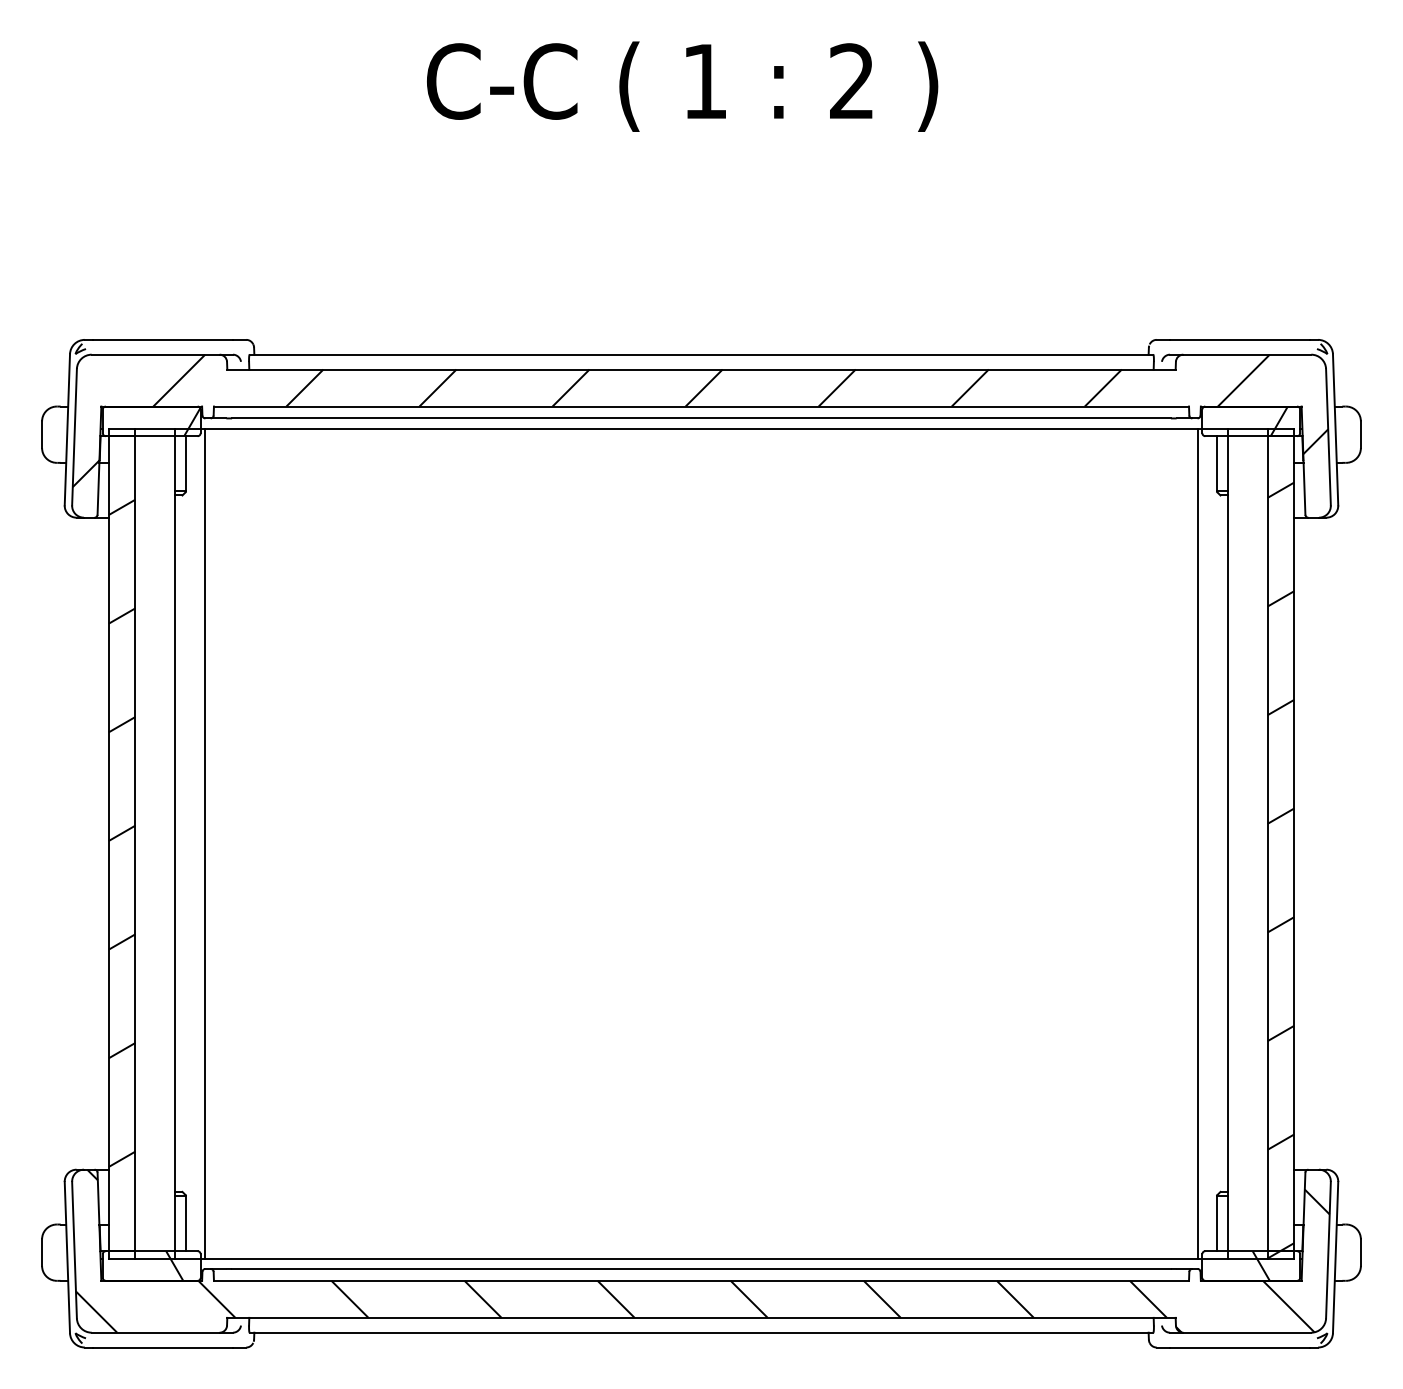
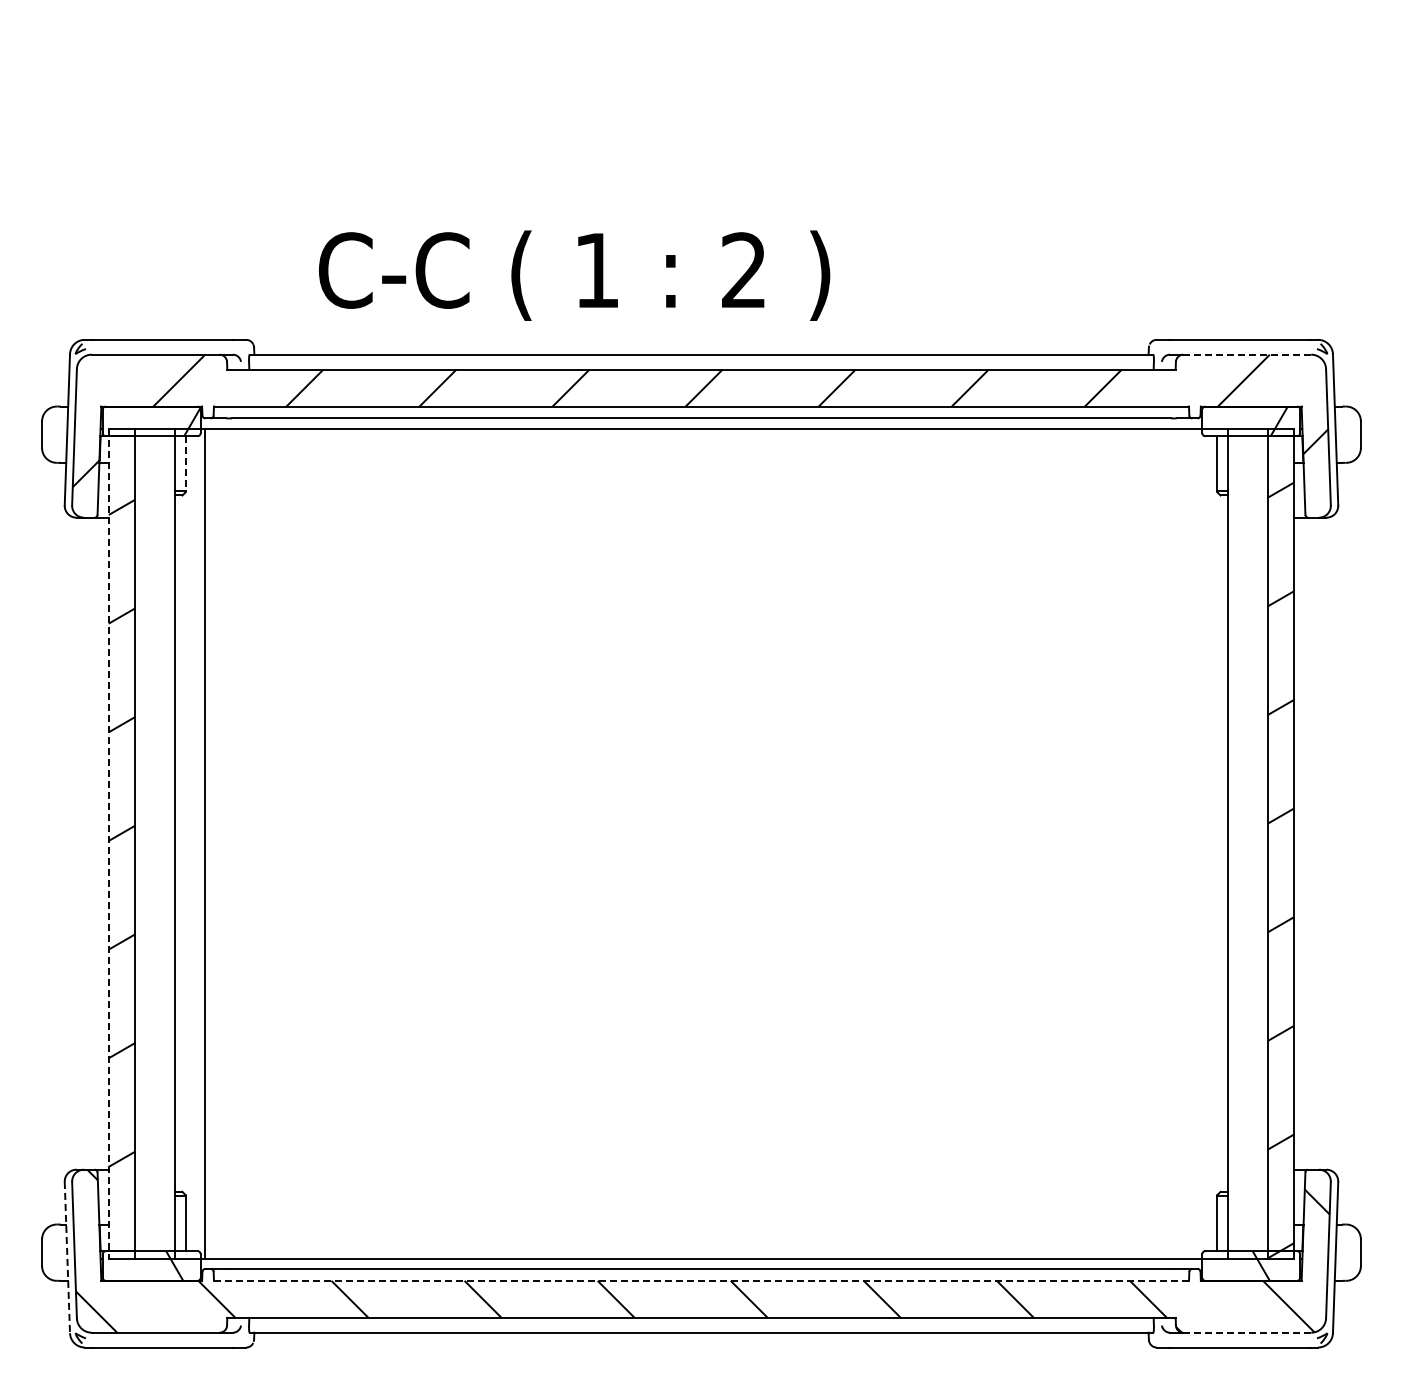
text position: (682, 86) -> (574, 275) (574, 275)
line: solid -> dashed (1247, 354)
line: solid -> dashed (186, 463)
line: solid -> dashed (108, 843)
line: present -> none (1197, 843)
line: solid -> dashed (67, 1257)
line: solid -> dashed (701, 1280)
line: solid -> dashed (1247, 1332)
